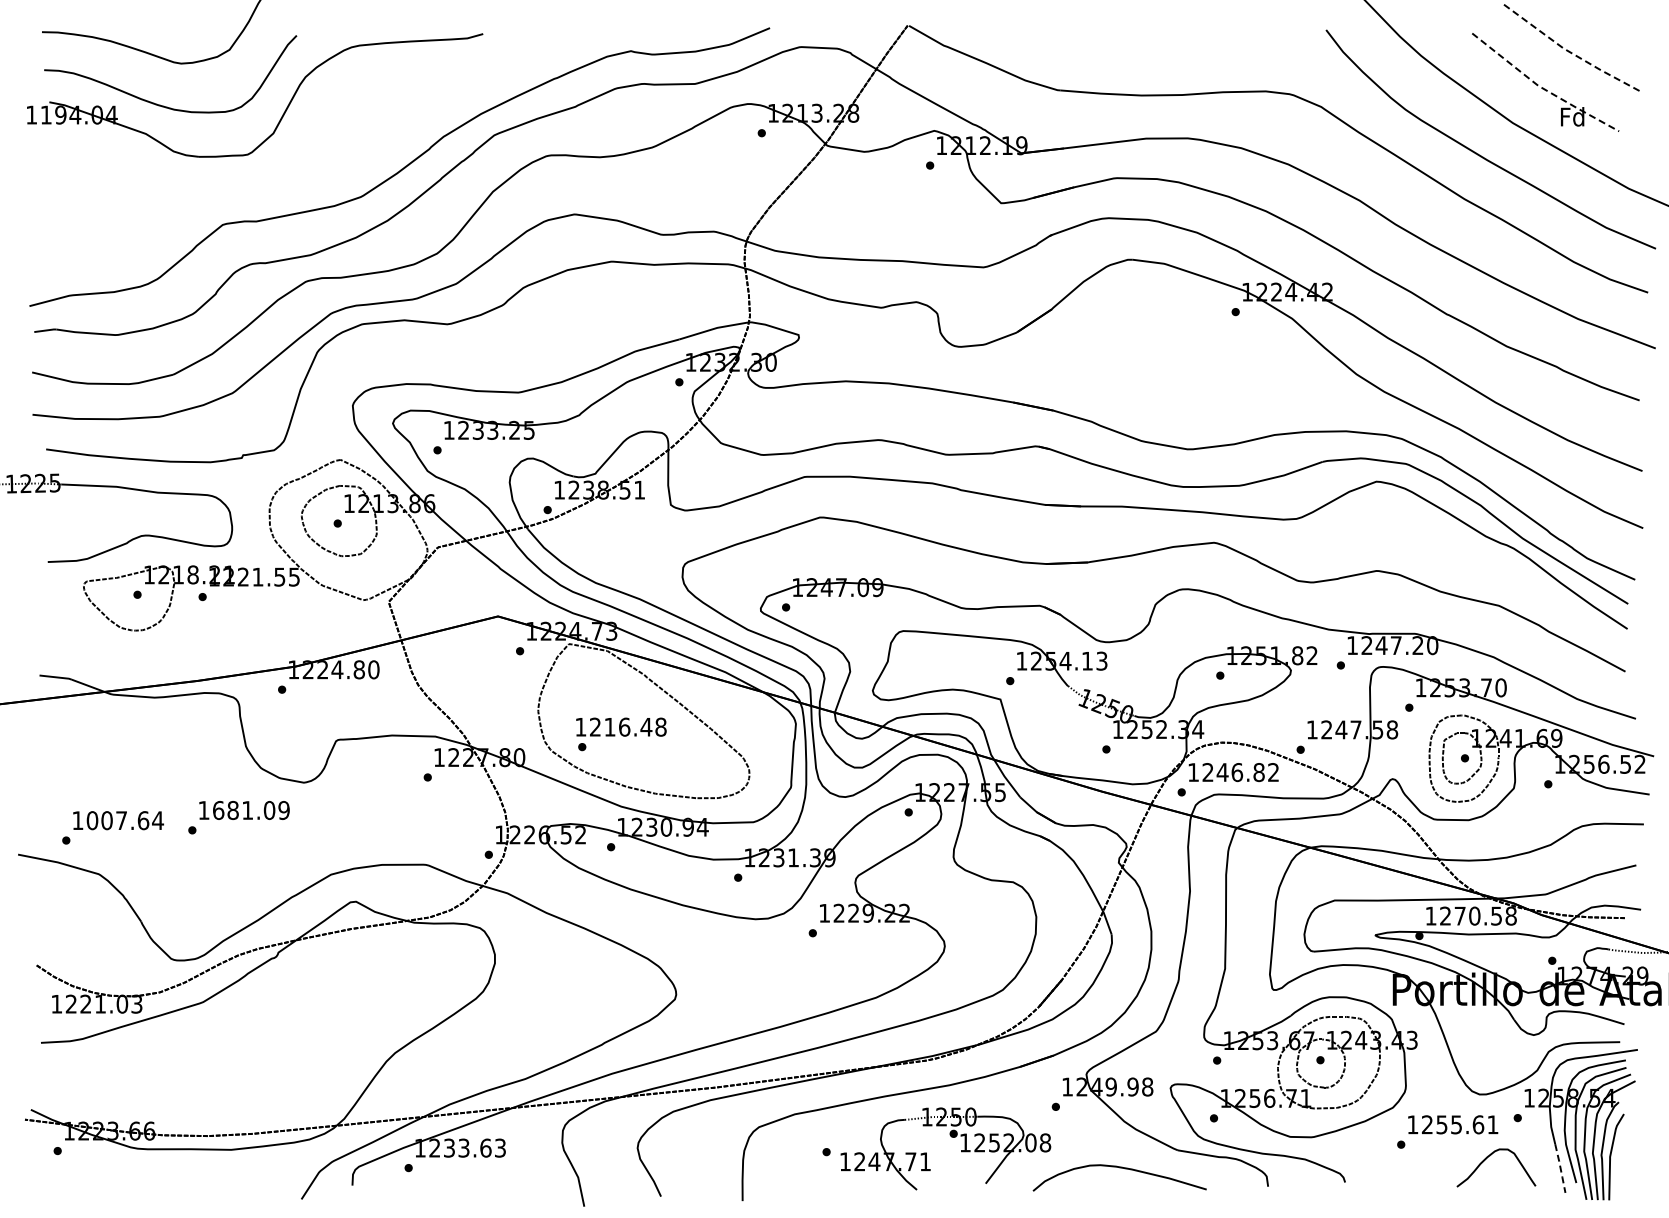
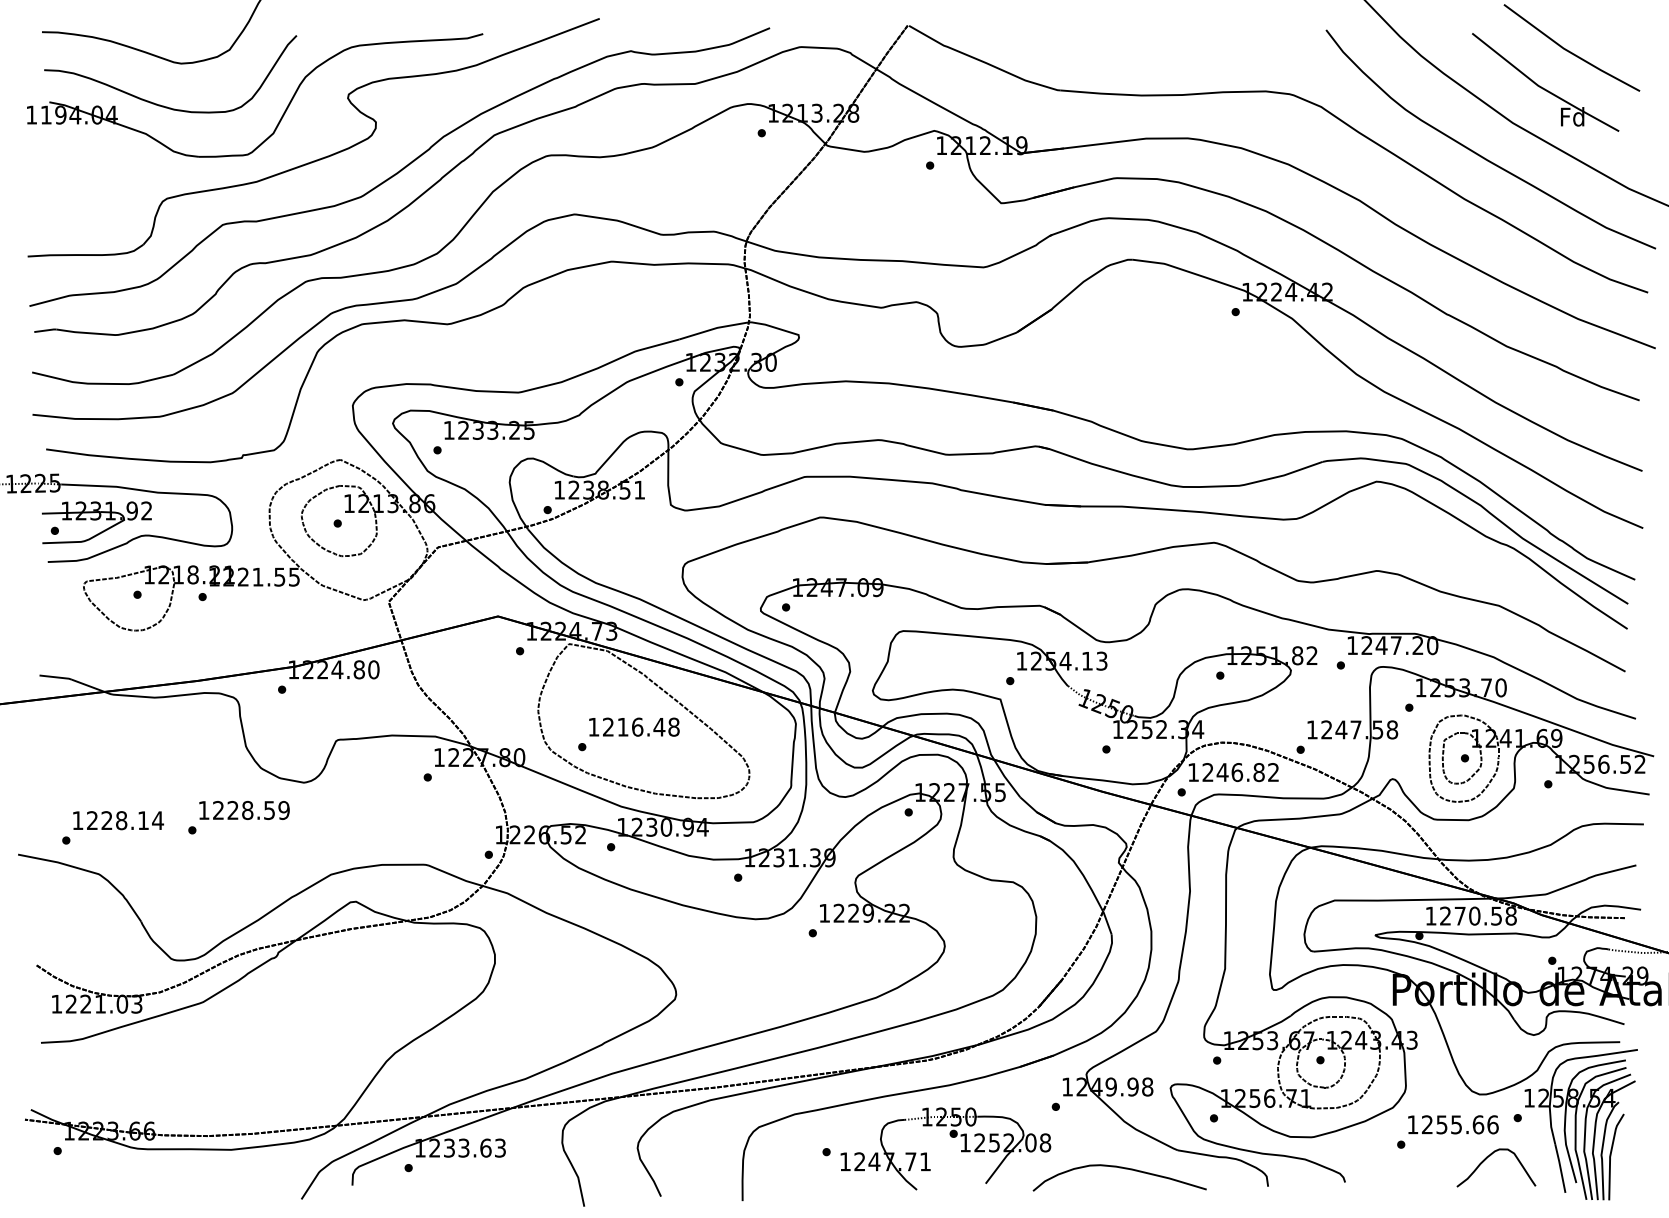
line: dashed -> solid (1569, 52)
line: dashed -> solid (1542, 88)
part: none -> present (319, 158)
part: none -> present (96, 522)
text position: (621, 726) -> (634, 726) (634, 726)
text: 1681.09 -> 1228.59 (244, 810)
text: 1007.64 -> 1228.14 (117, 820)
text: 1255.61 -> 1255.66 (1492, 1124)
line: dashed -> solid (1560, 1168)
